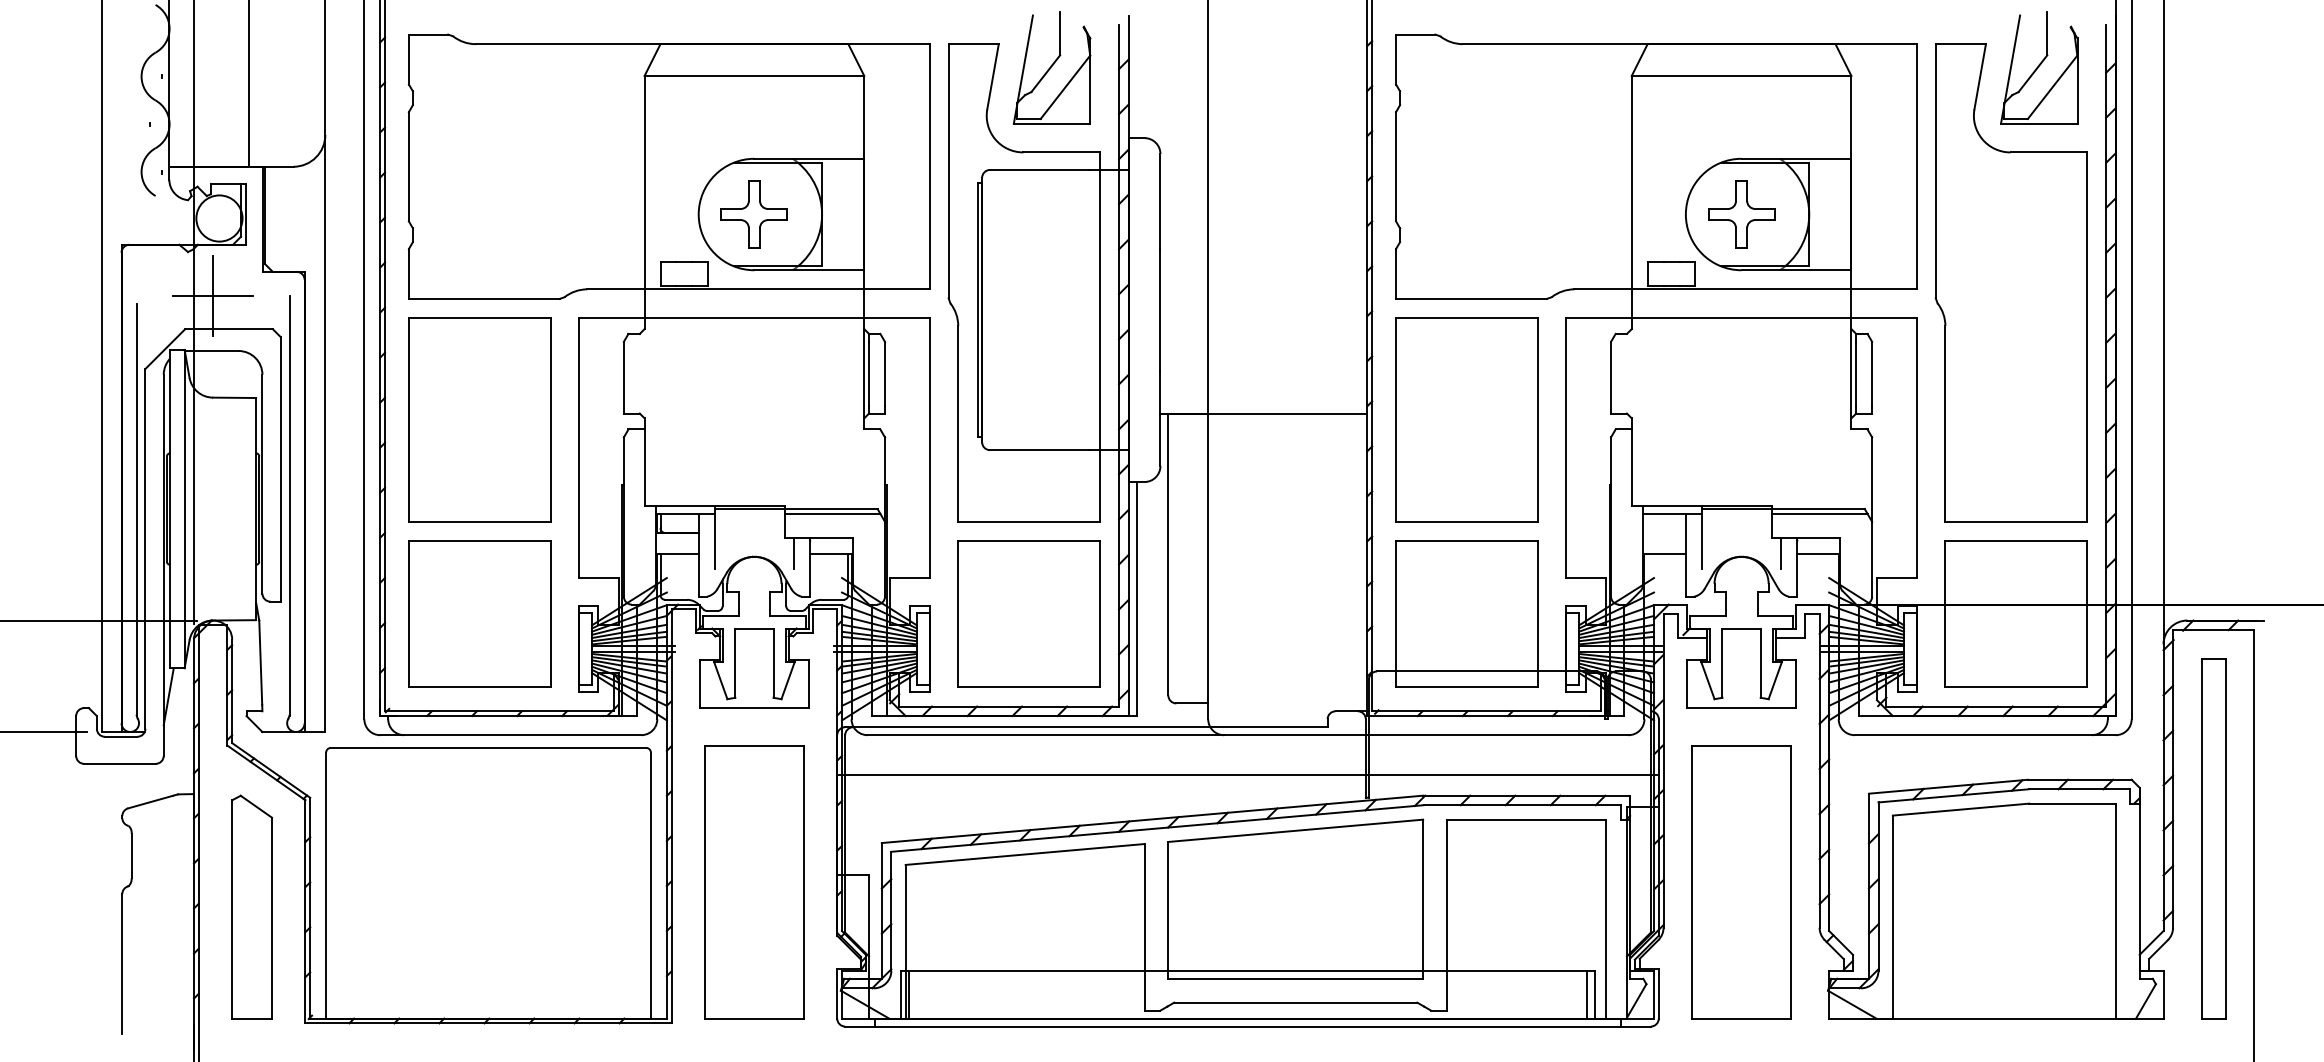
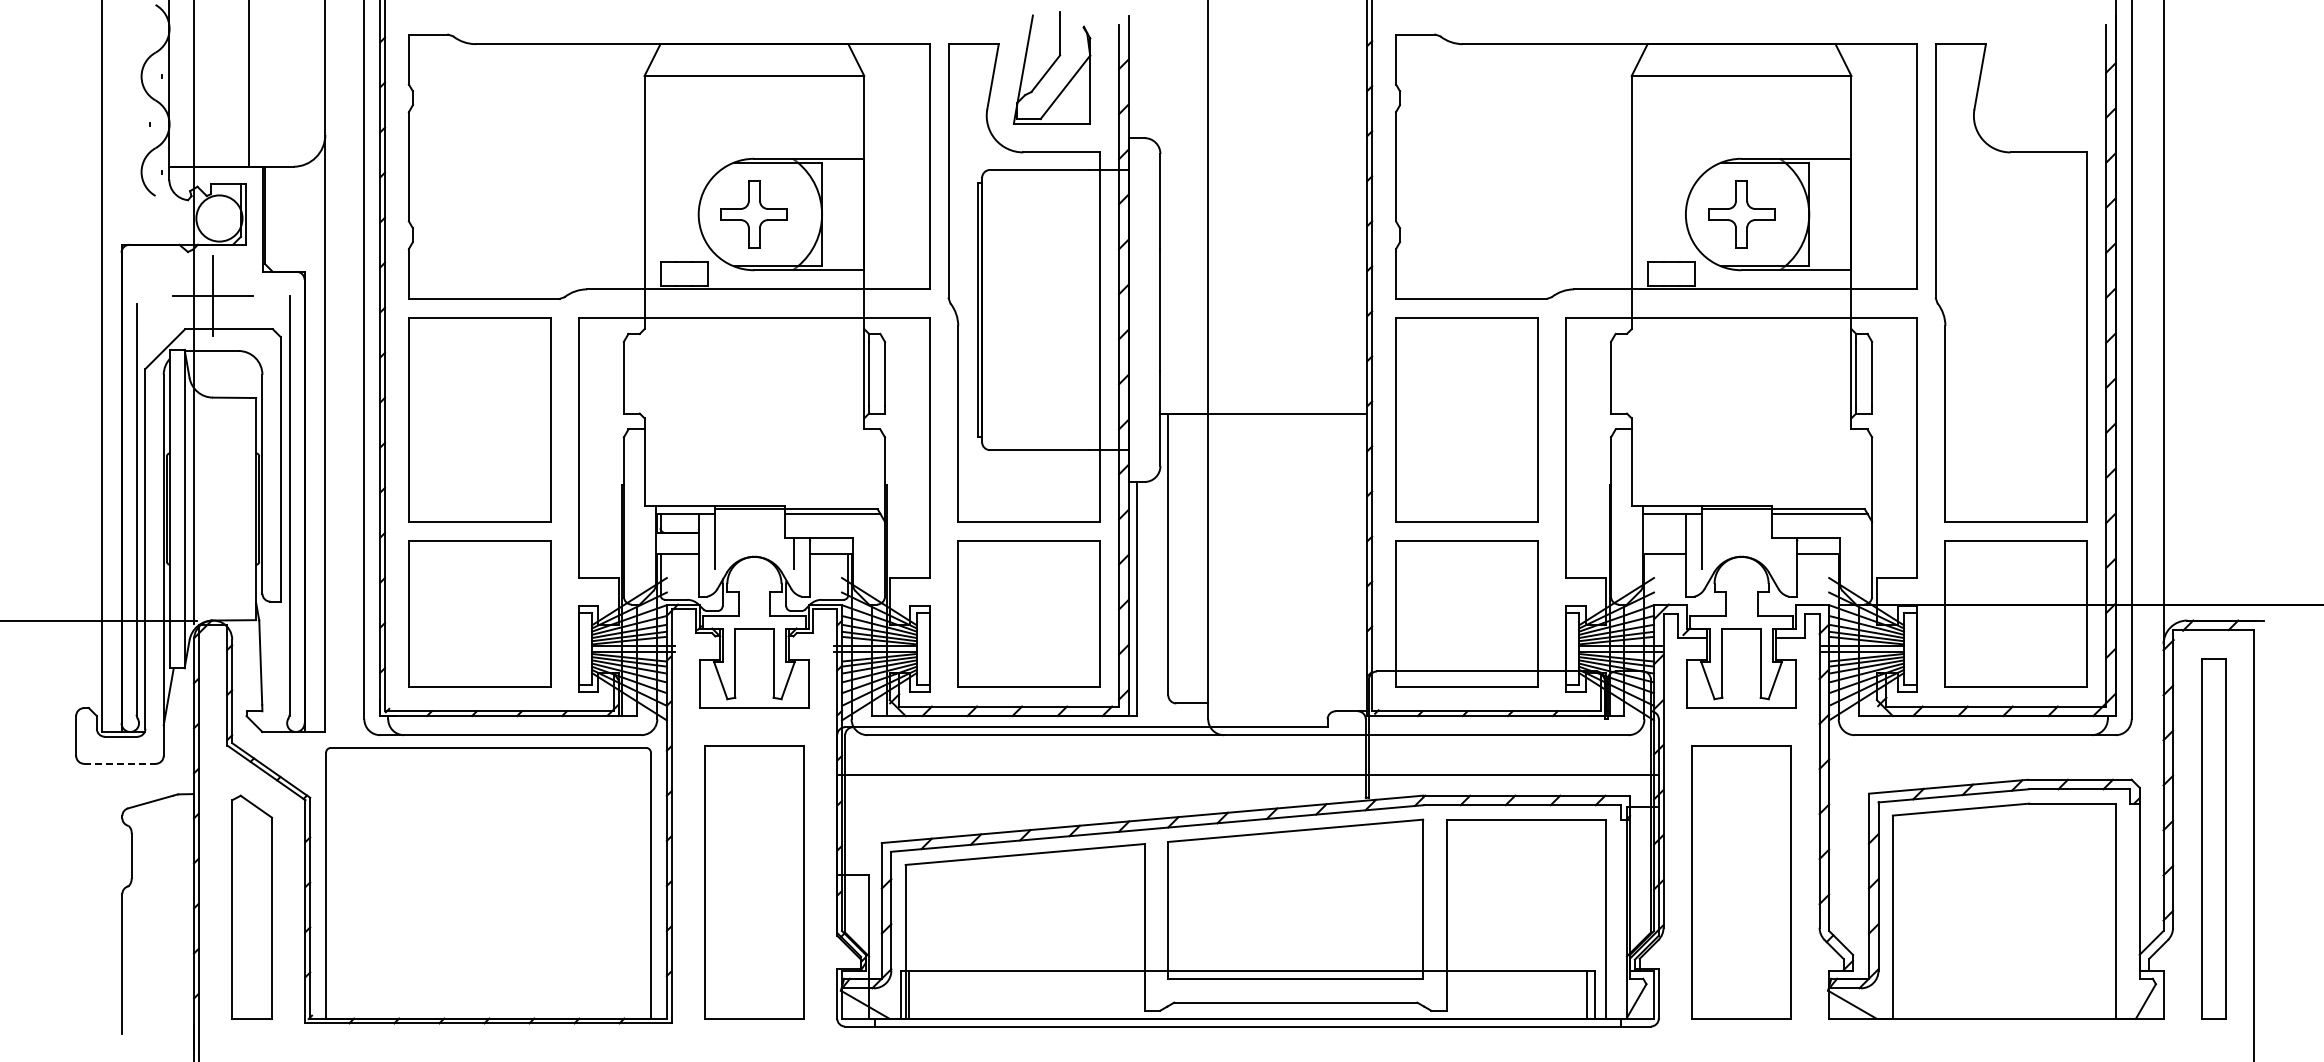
part: present -> none (2039, 67)
line: present -> none (1781, 553)
line: present -> none (44, 731)
line: solid -> dashed (119, 763)
